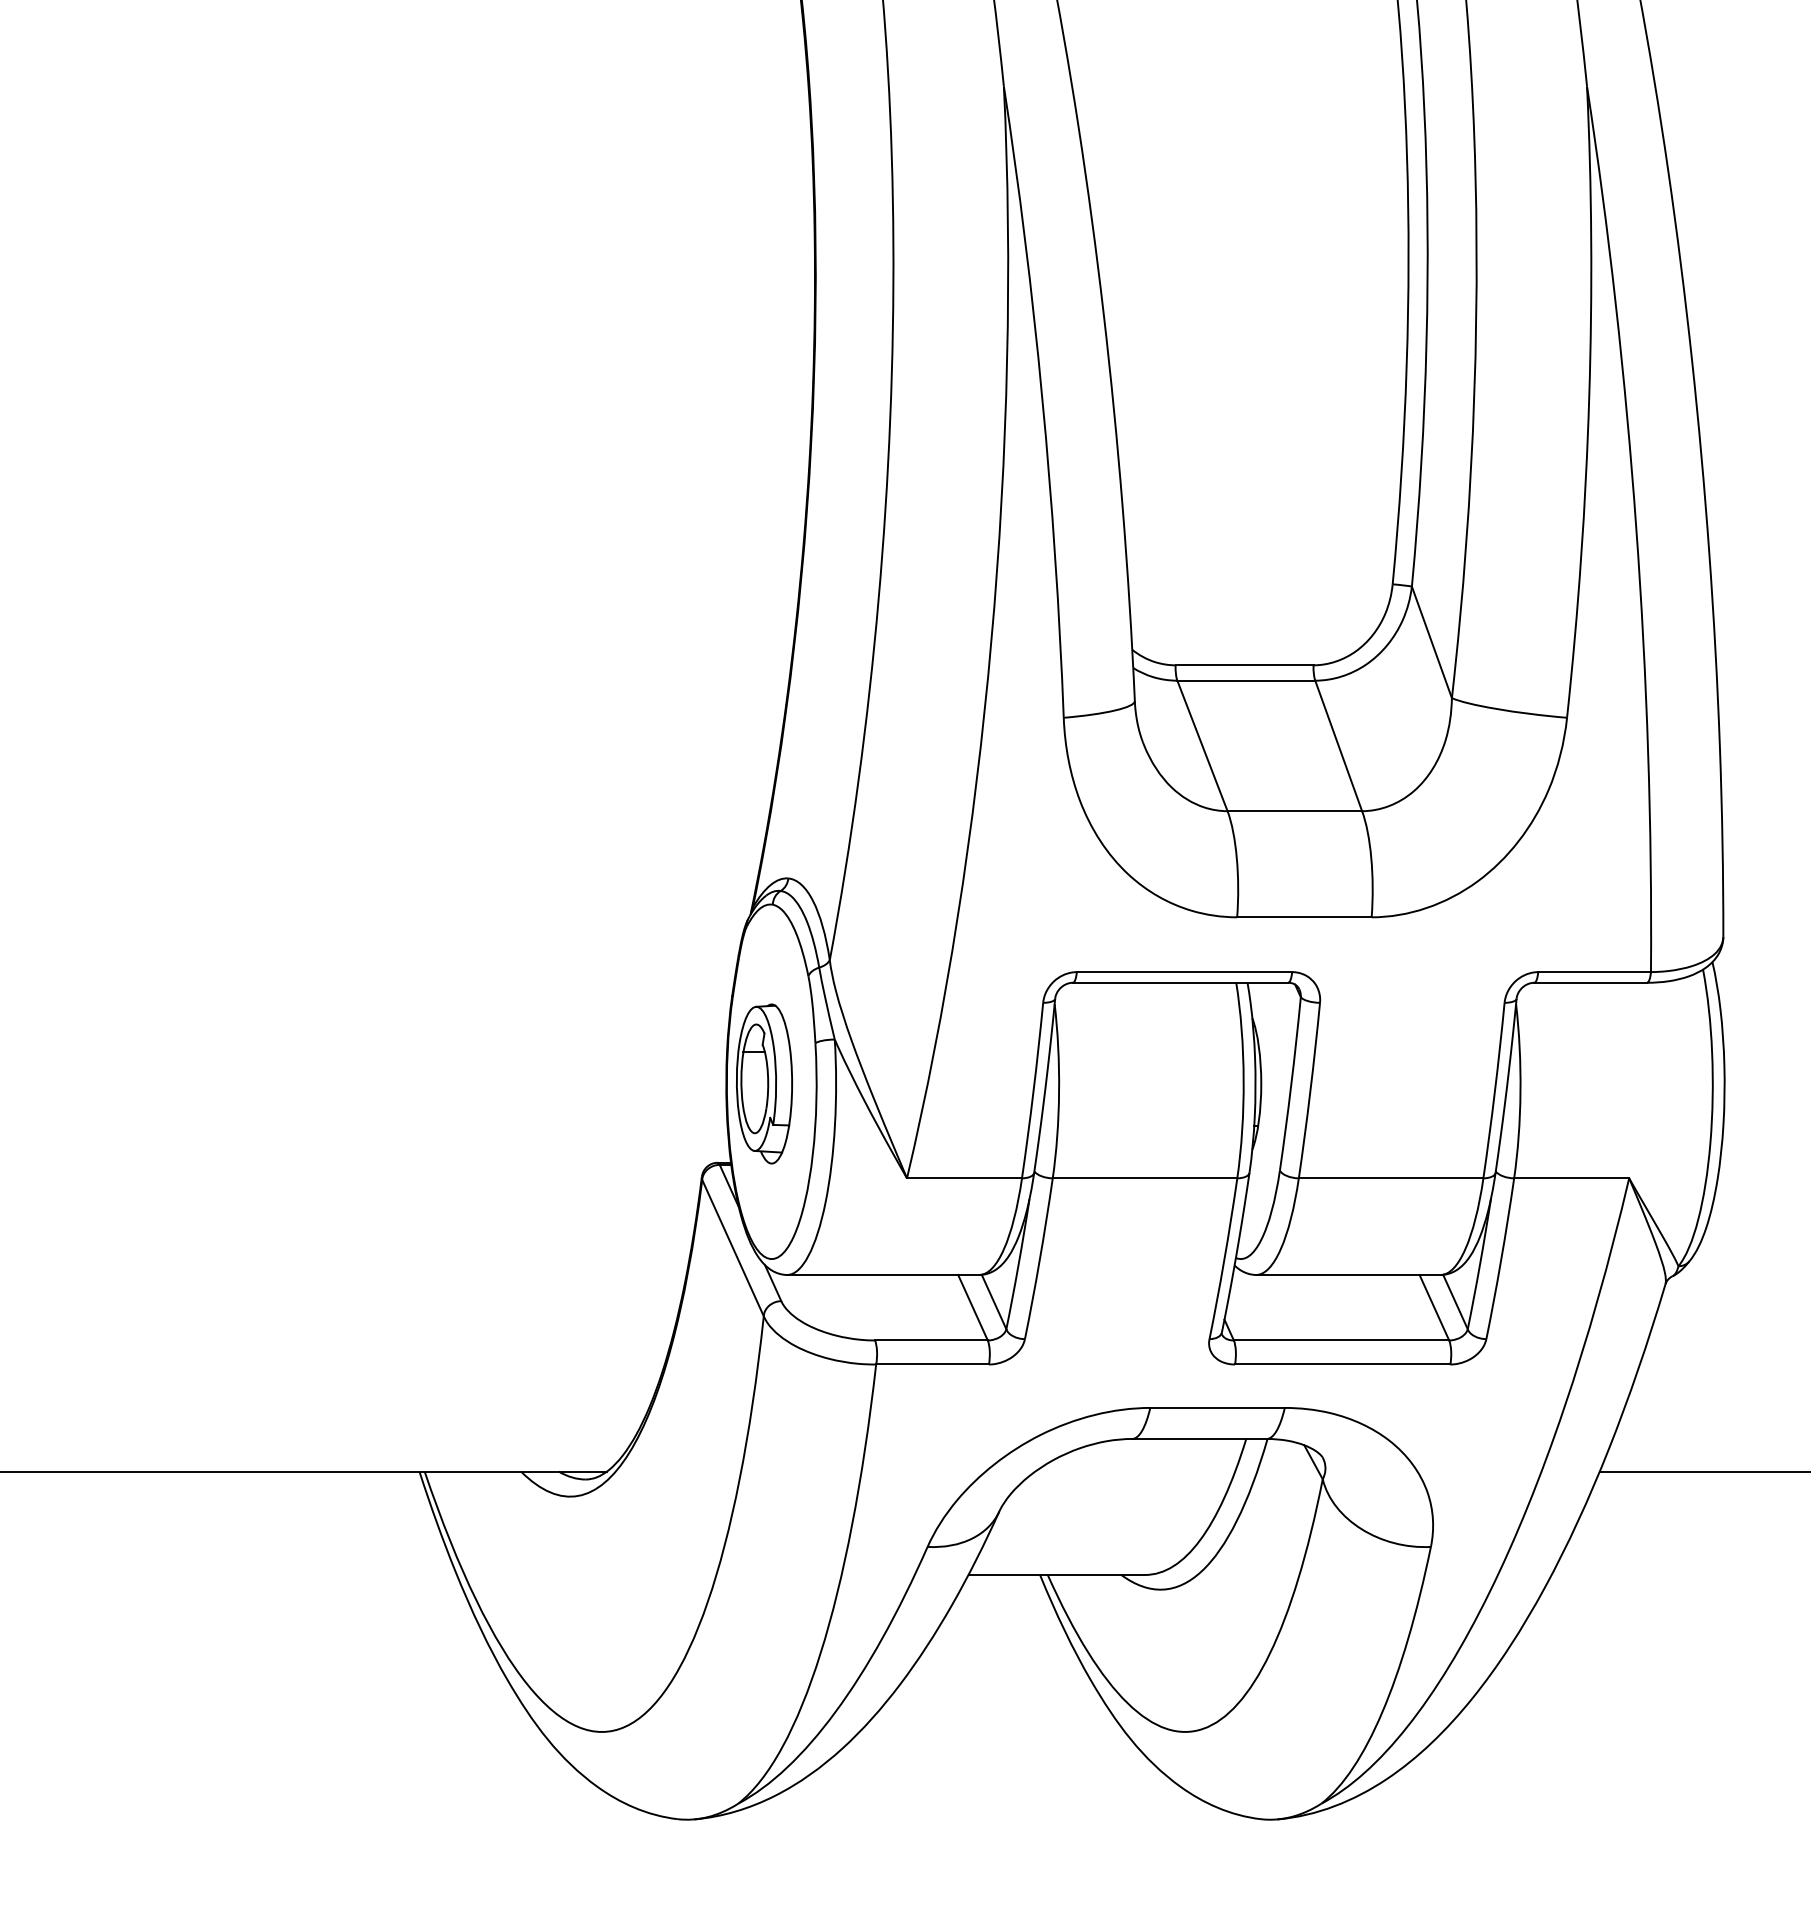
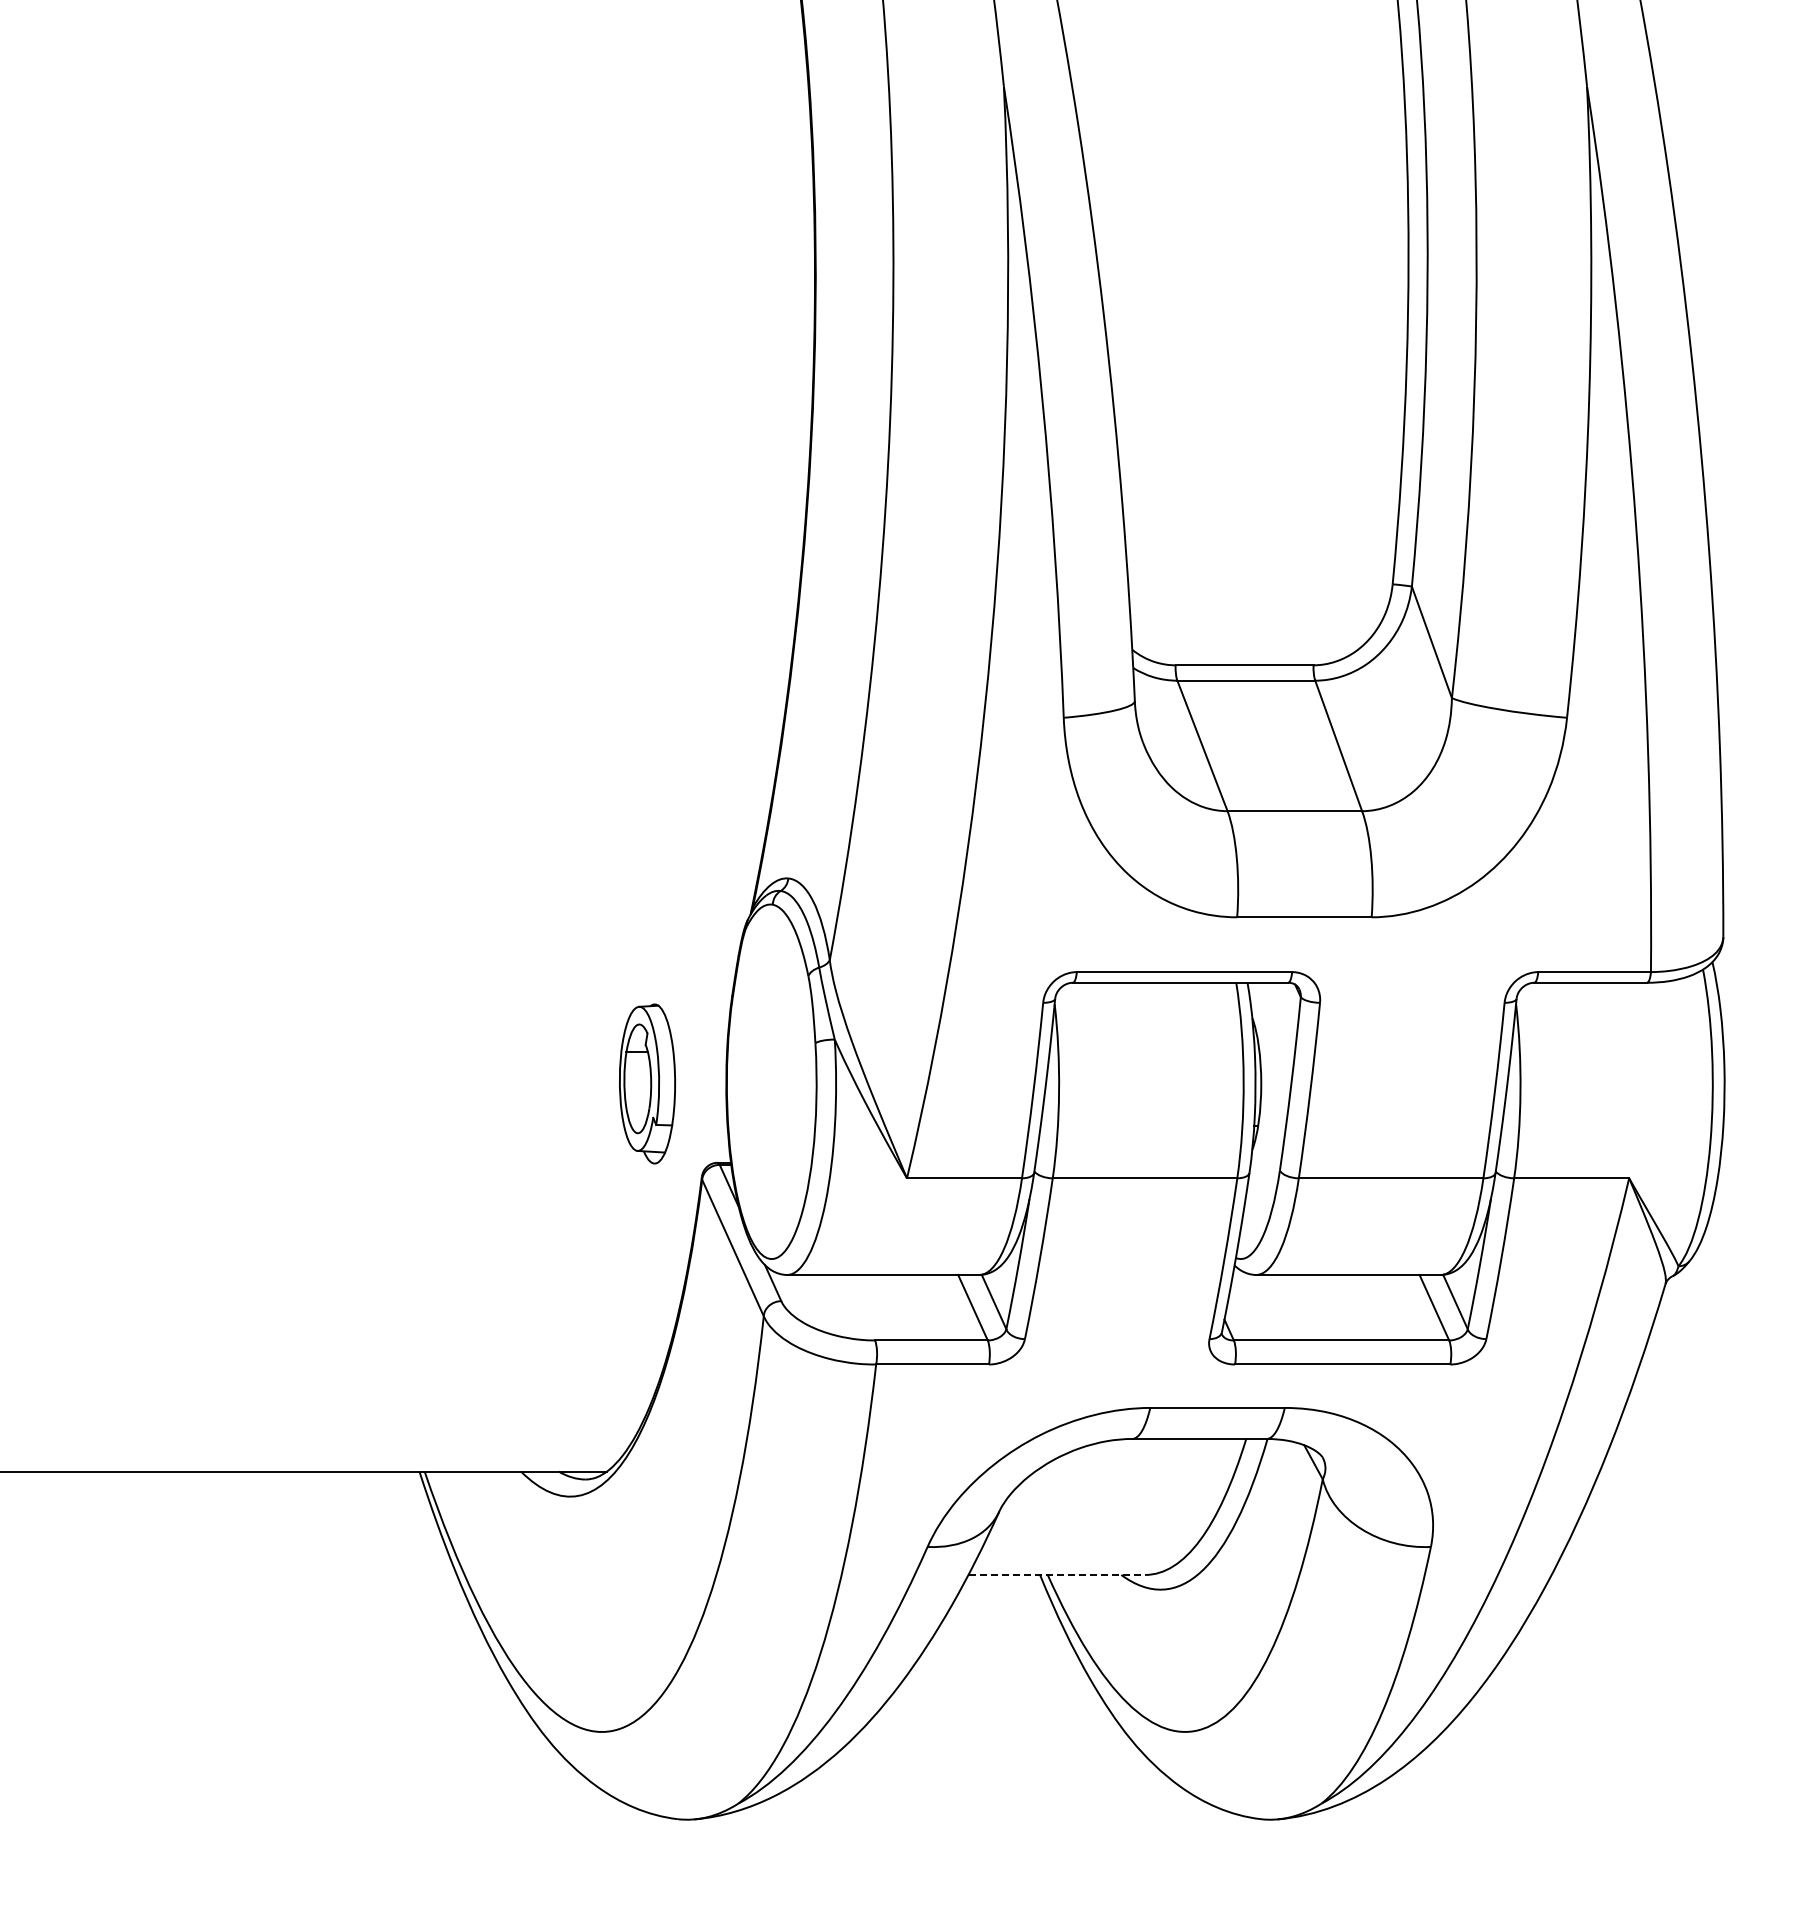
part position: (764, 1083) -> (647, 1083) (647, 1083)
line: present -> none (1703, 1471)
line: solid -> dashed (1057, 1574)
